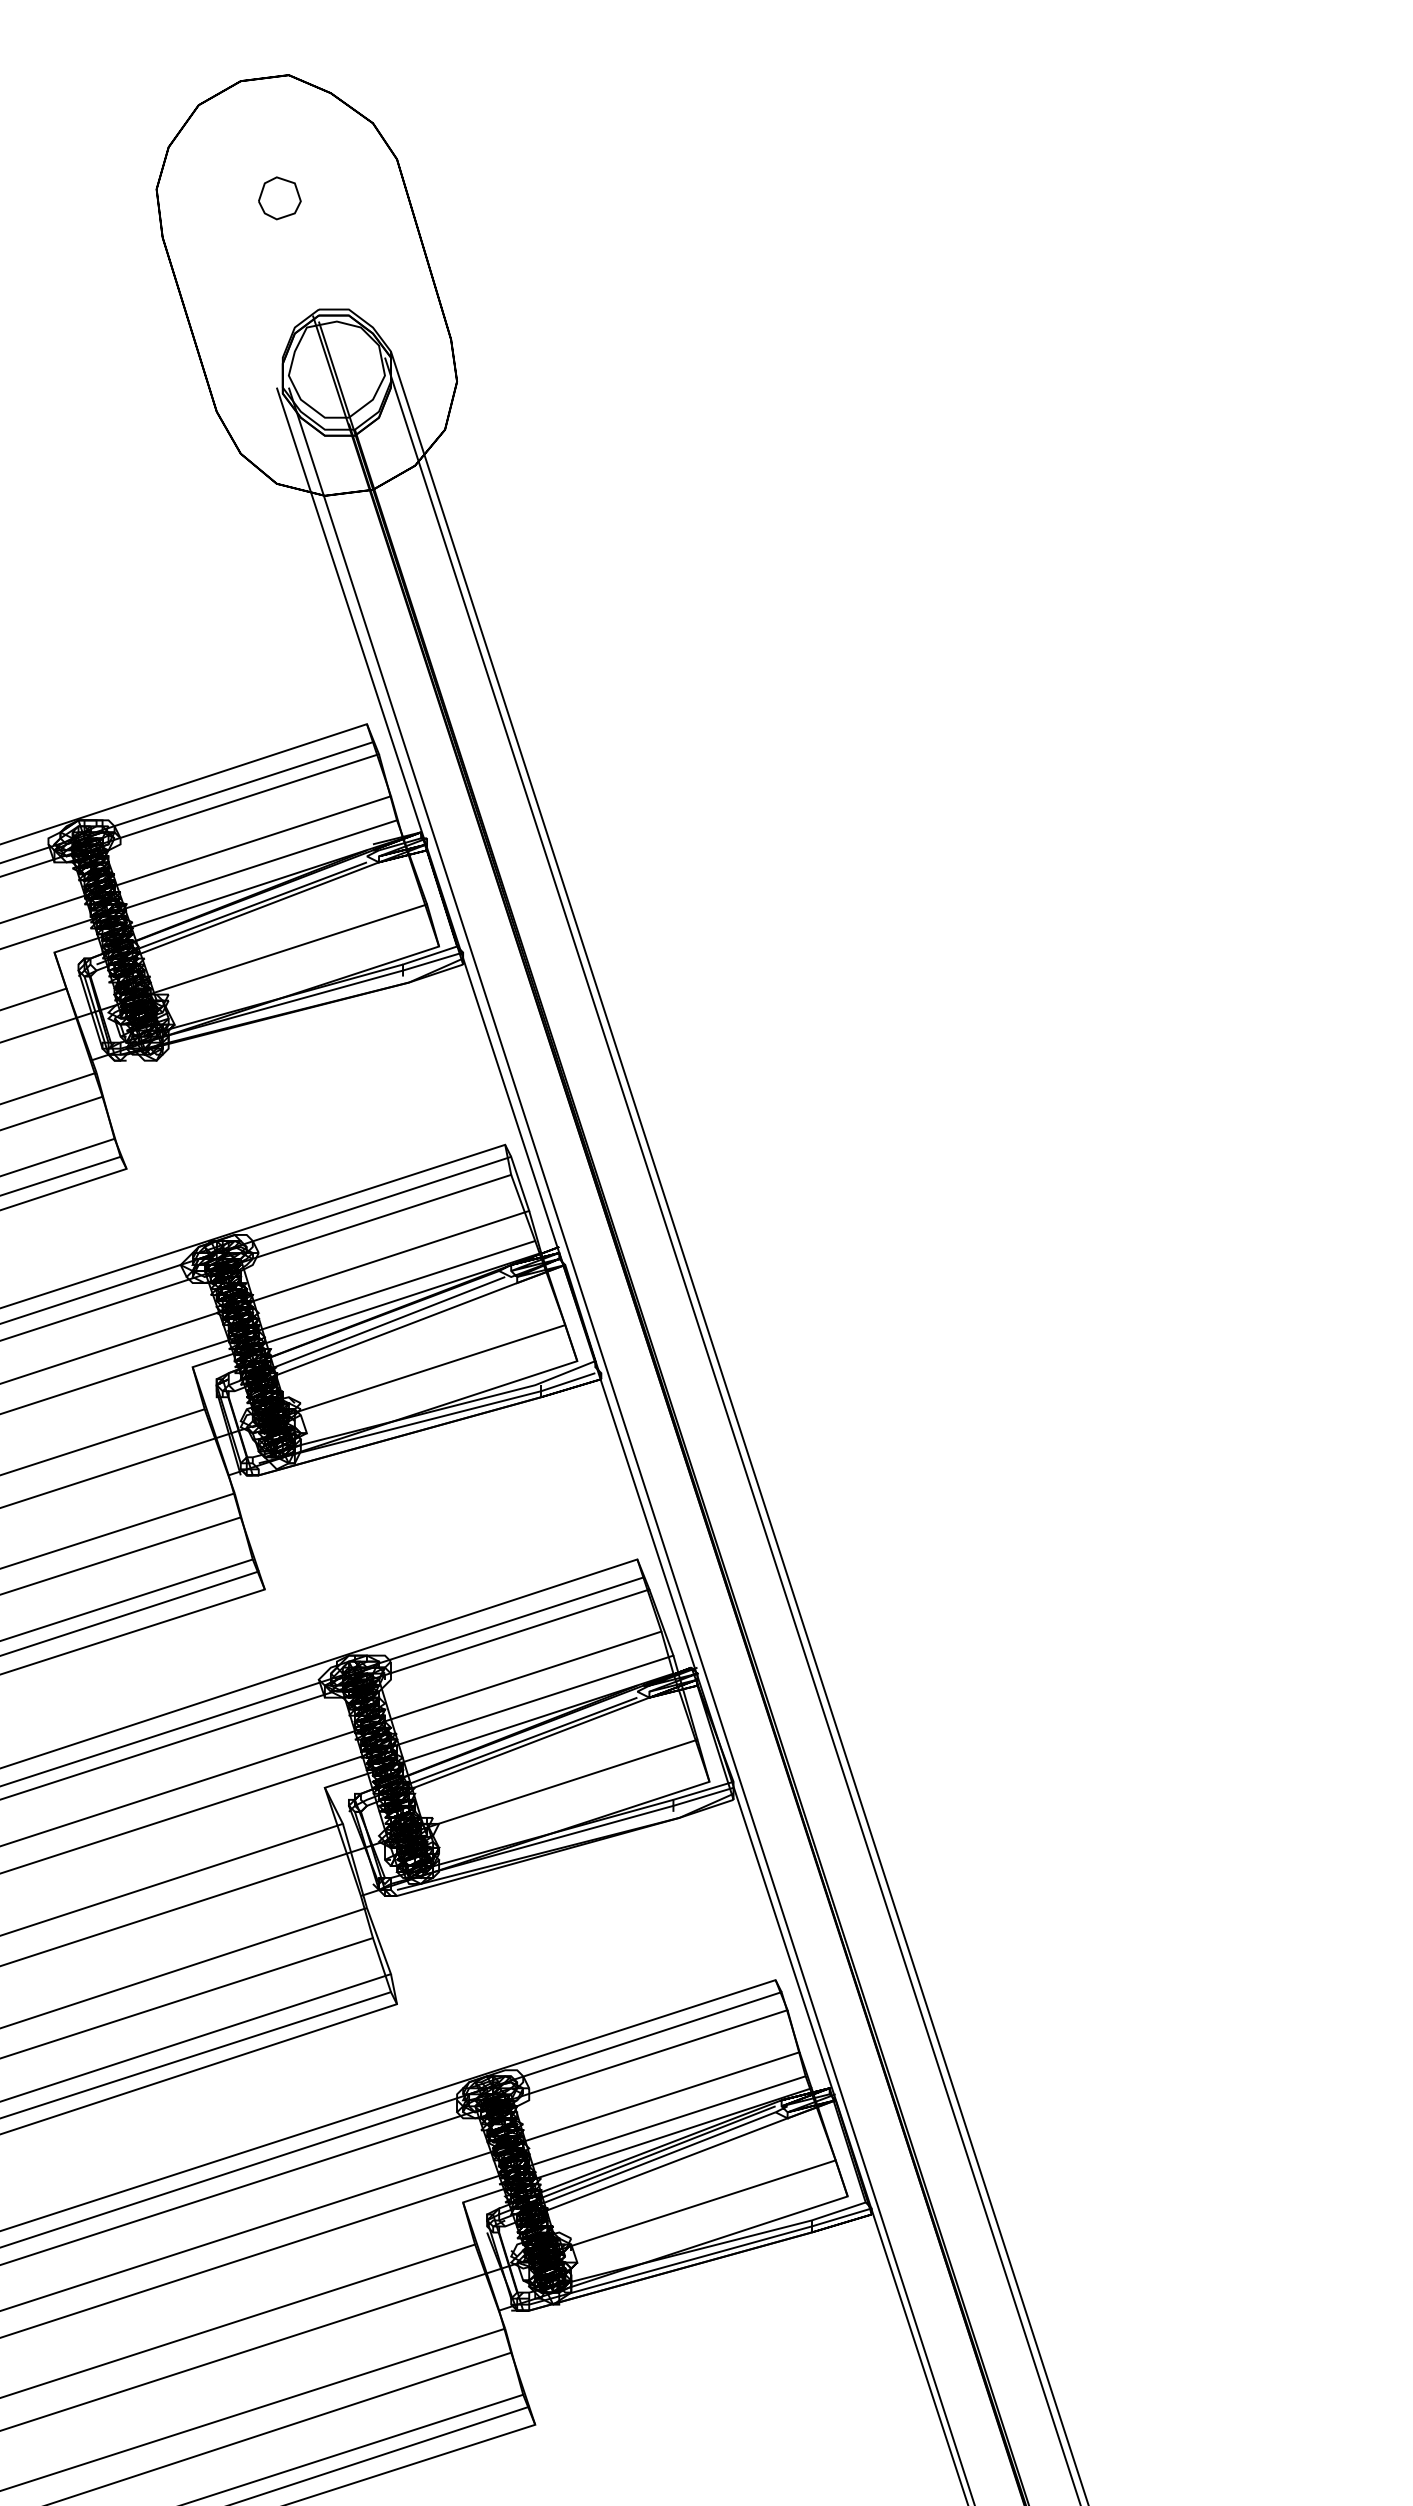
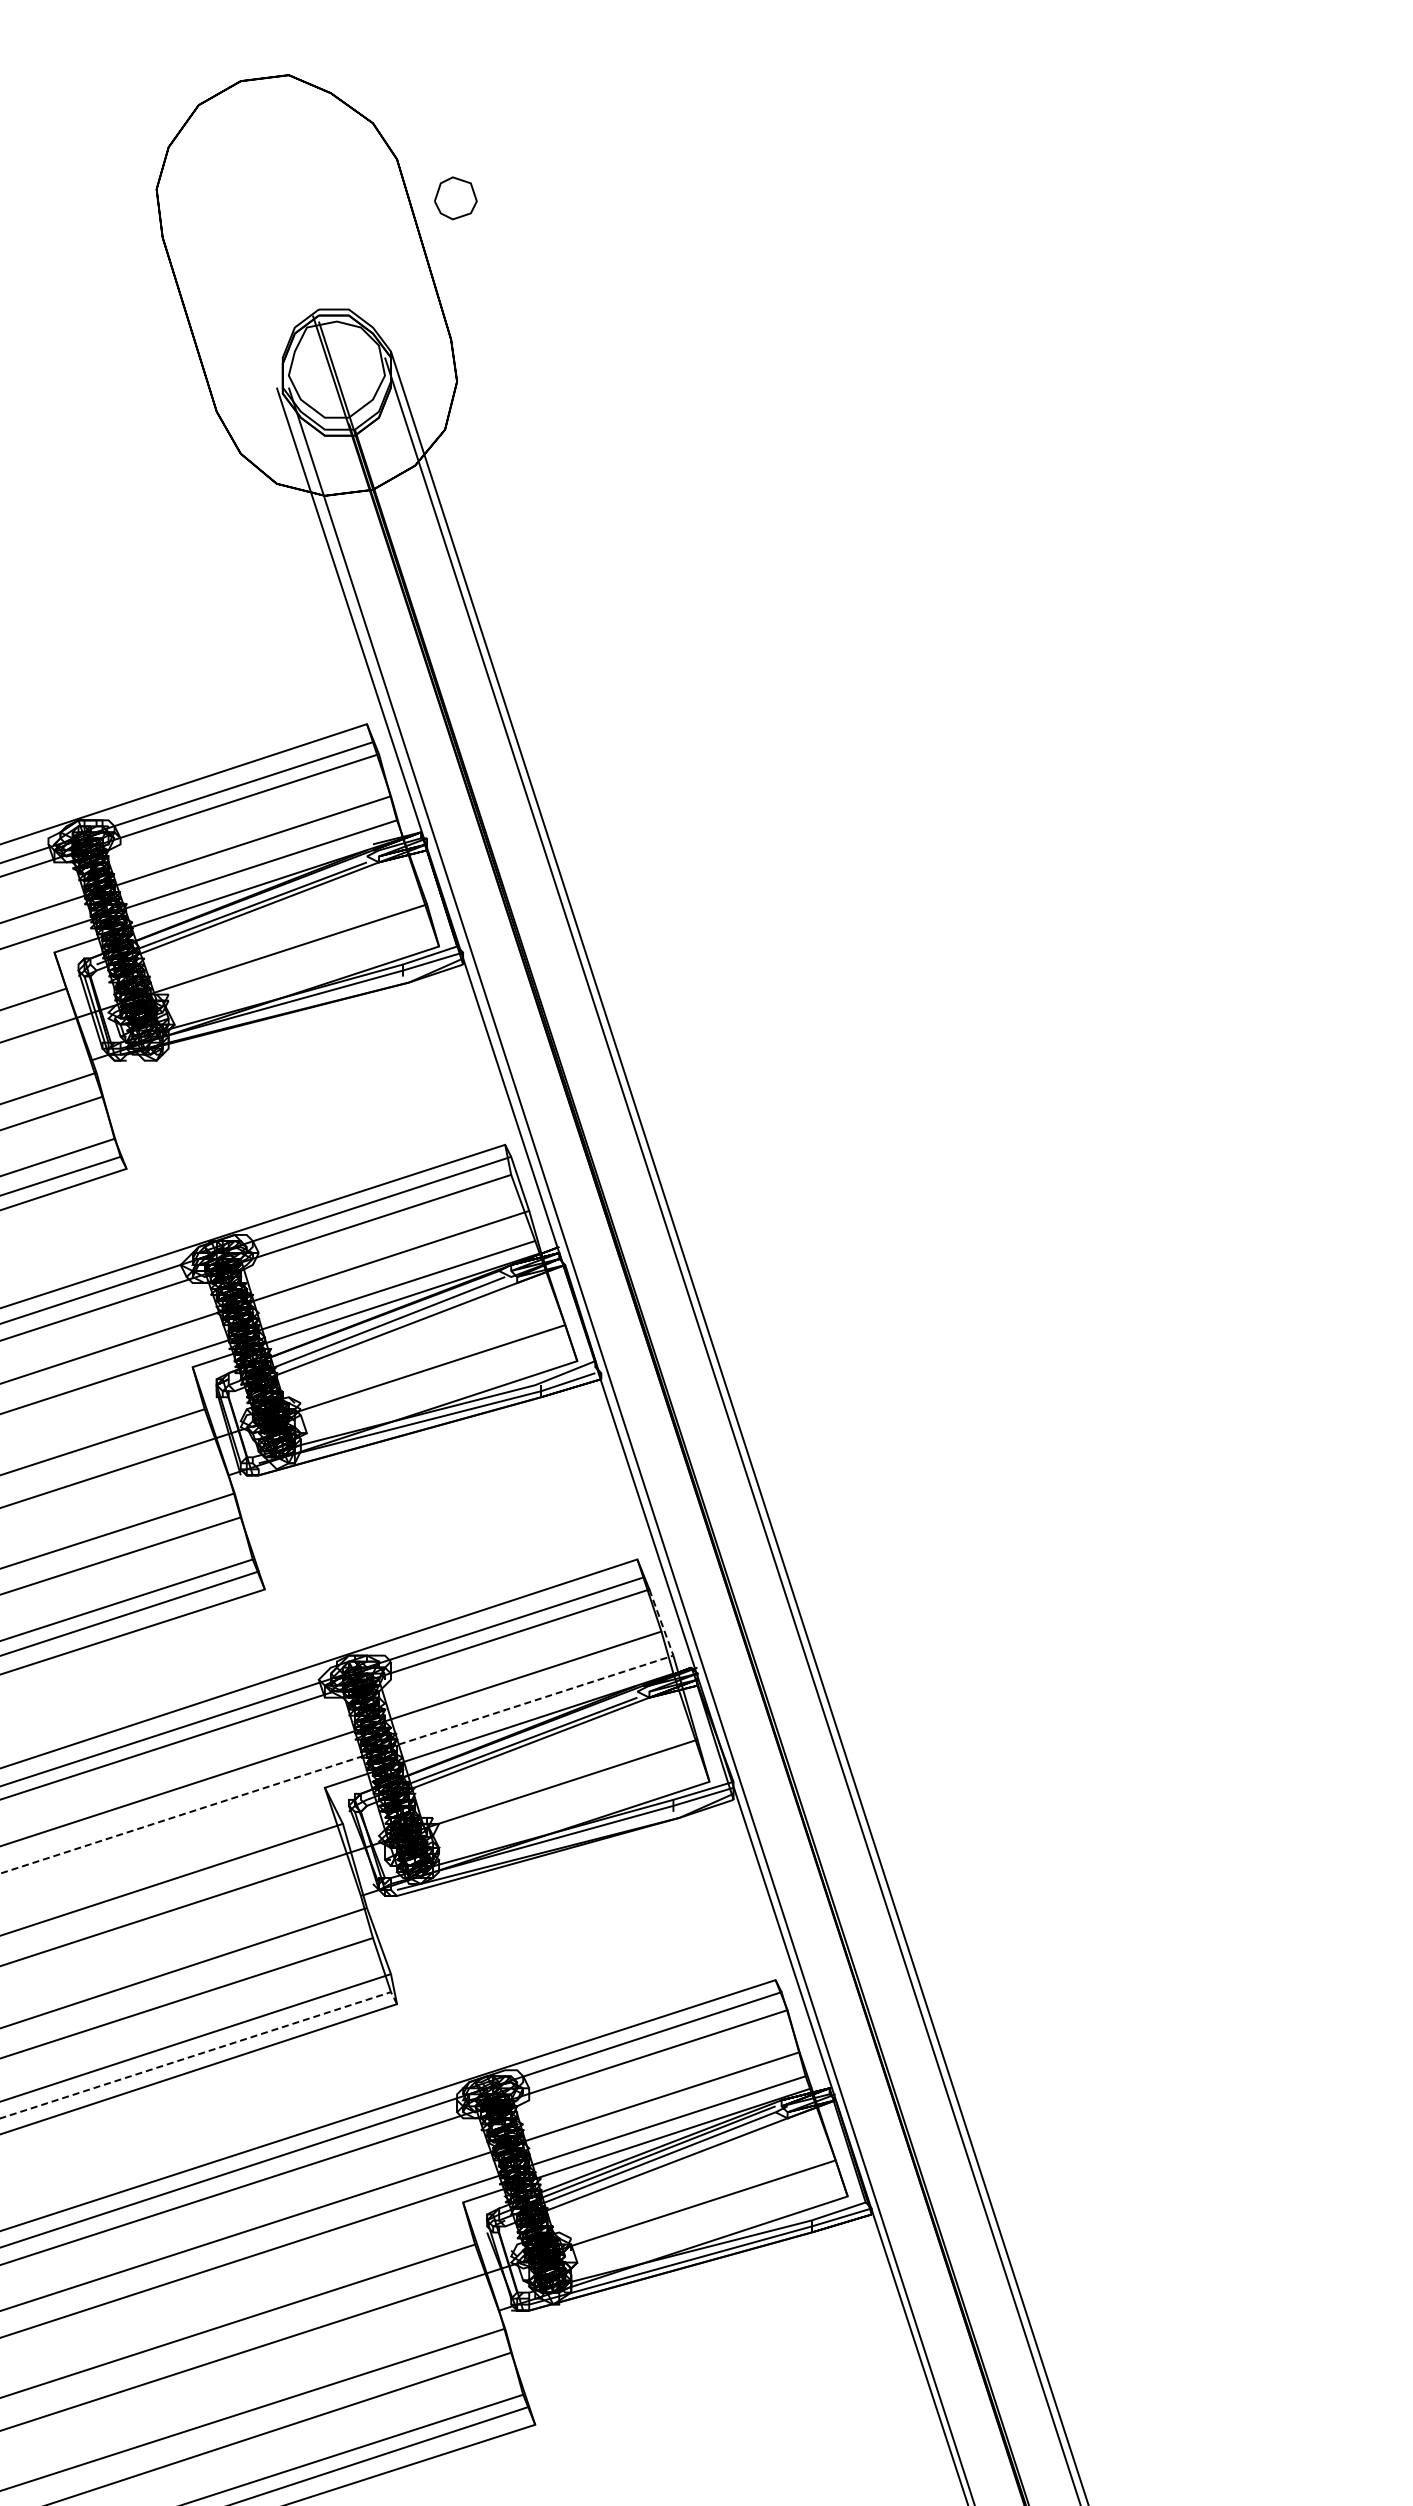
part position: (279, 198) -> (455, 198) (455, 198)
line: solid -> dashed (370, 1753)
line: solid -> dashed (202, 2053)
